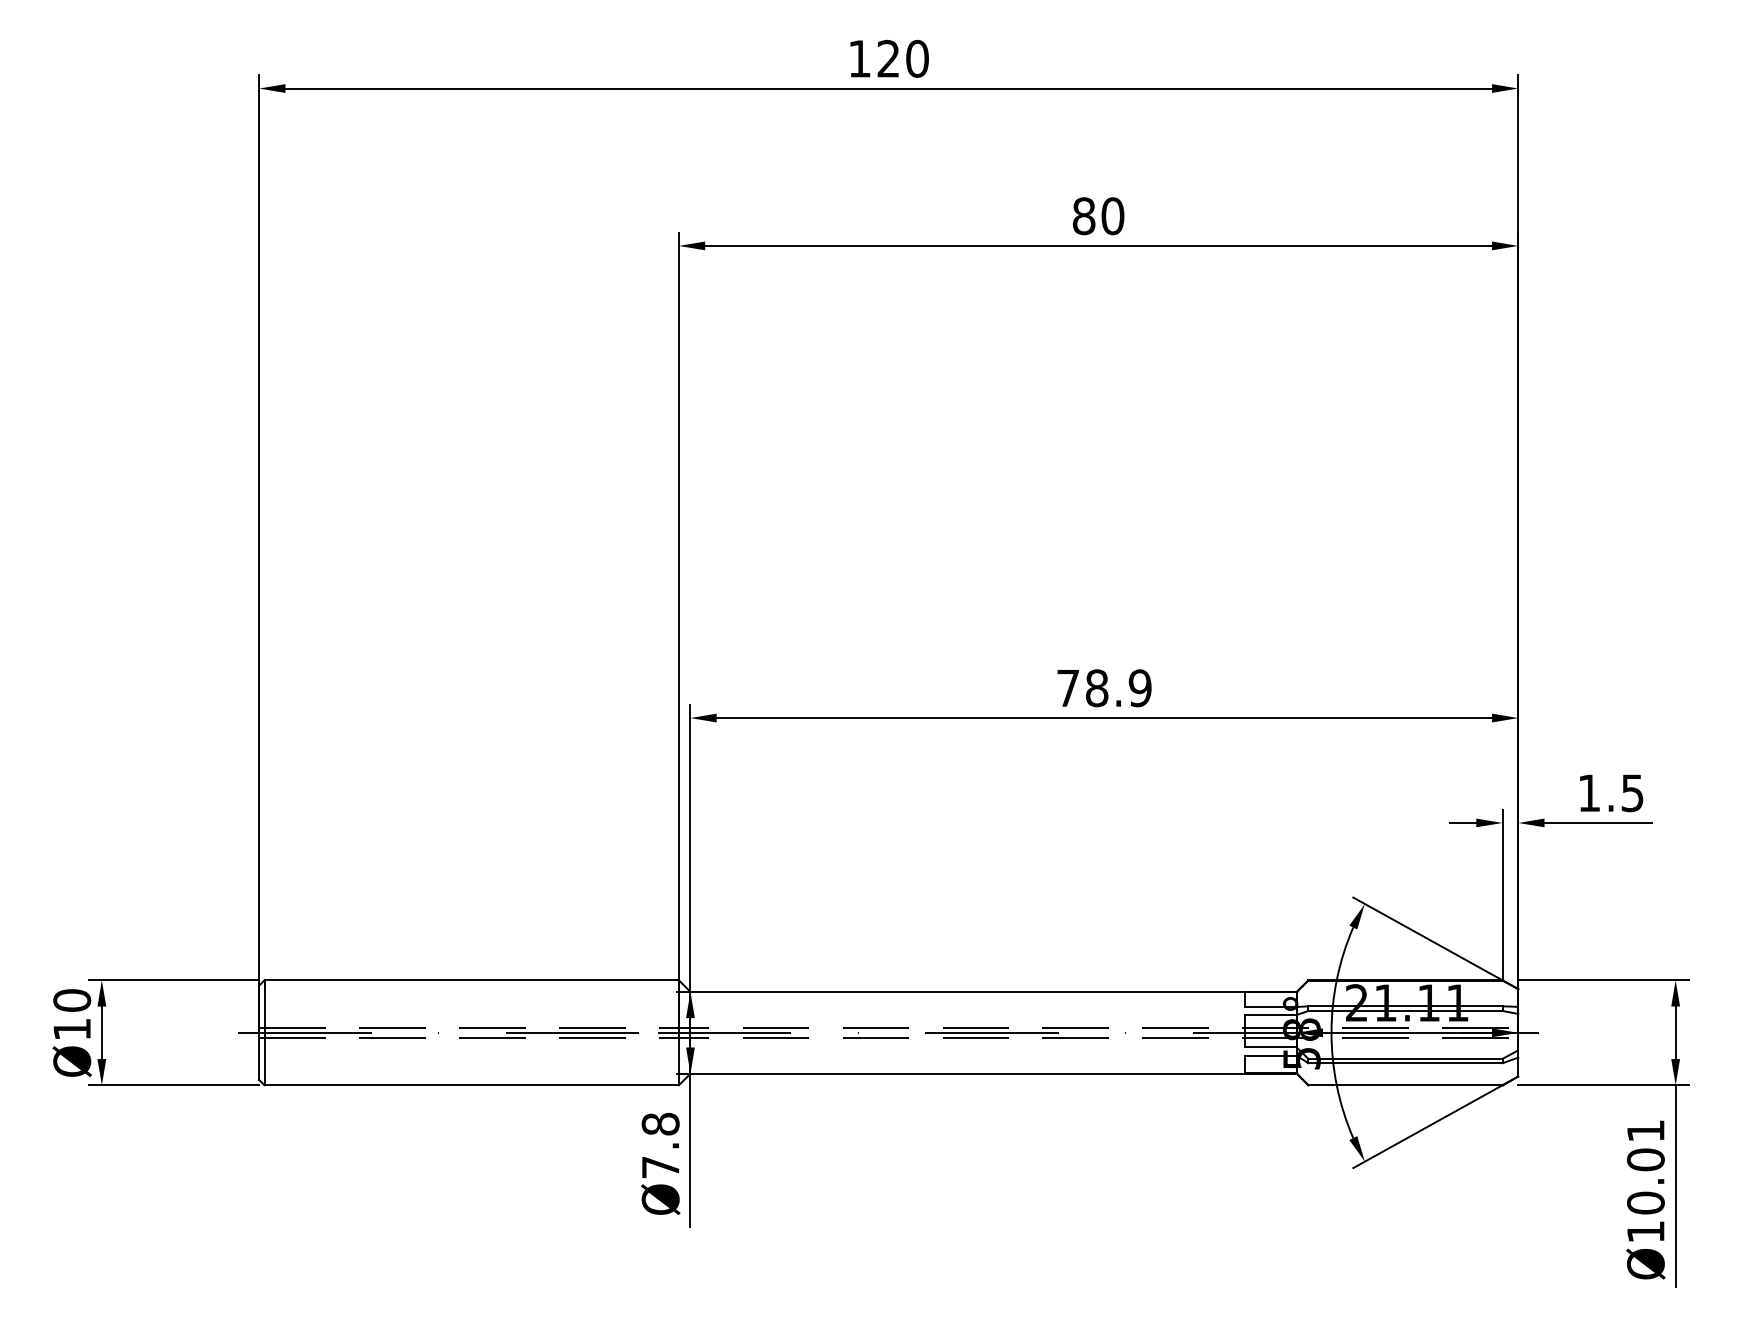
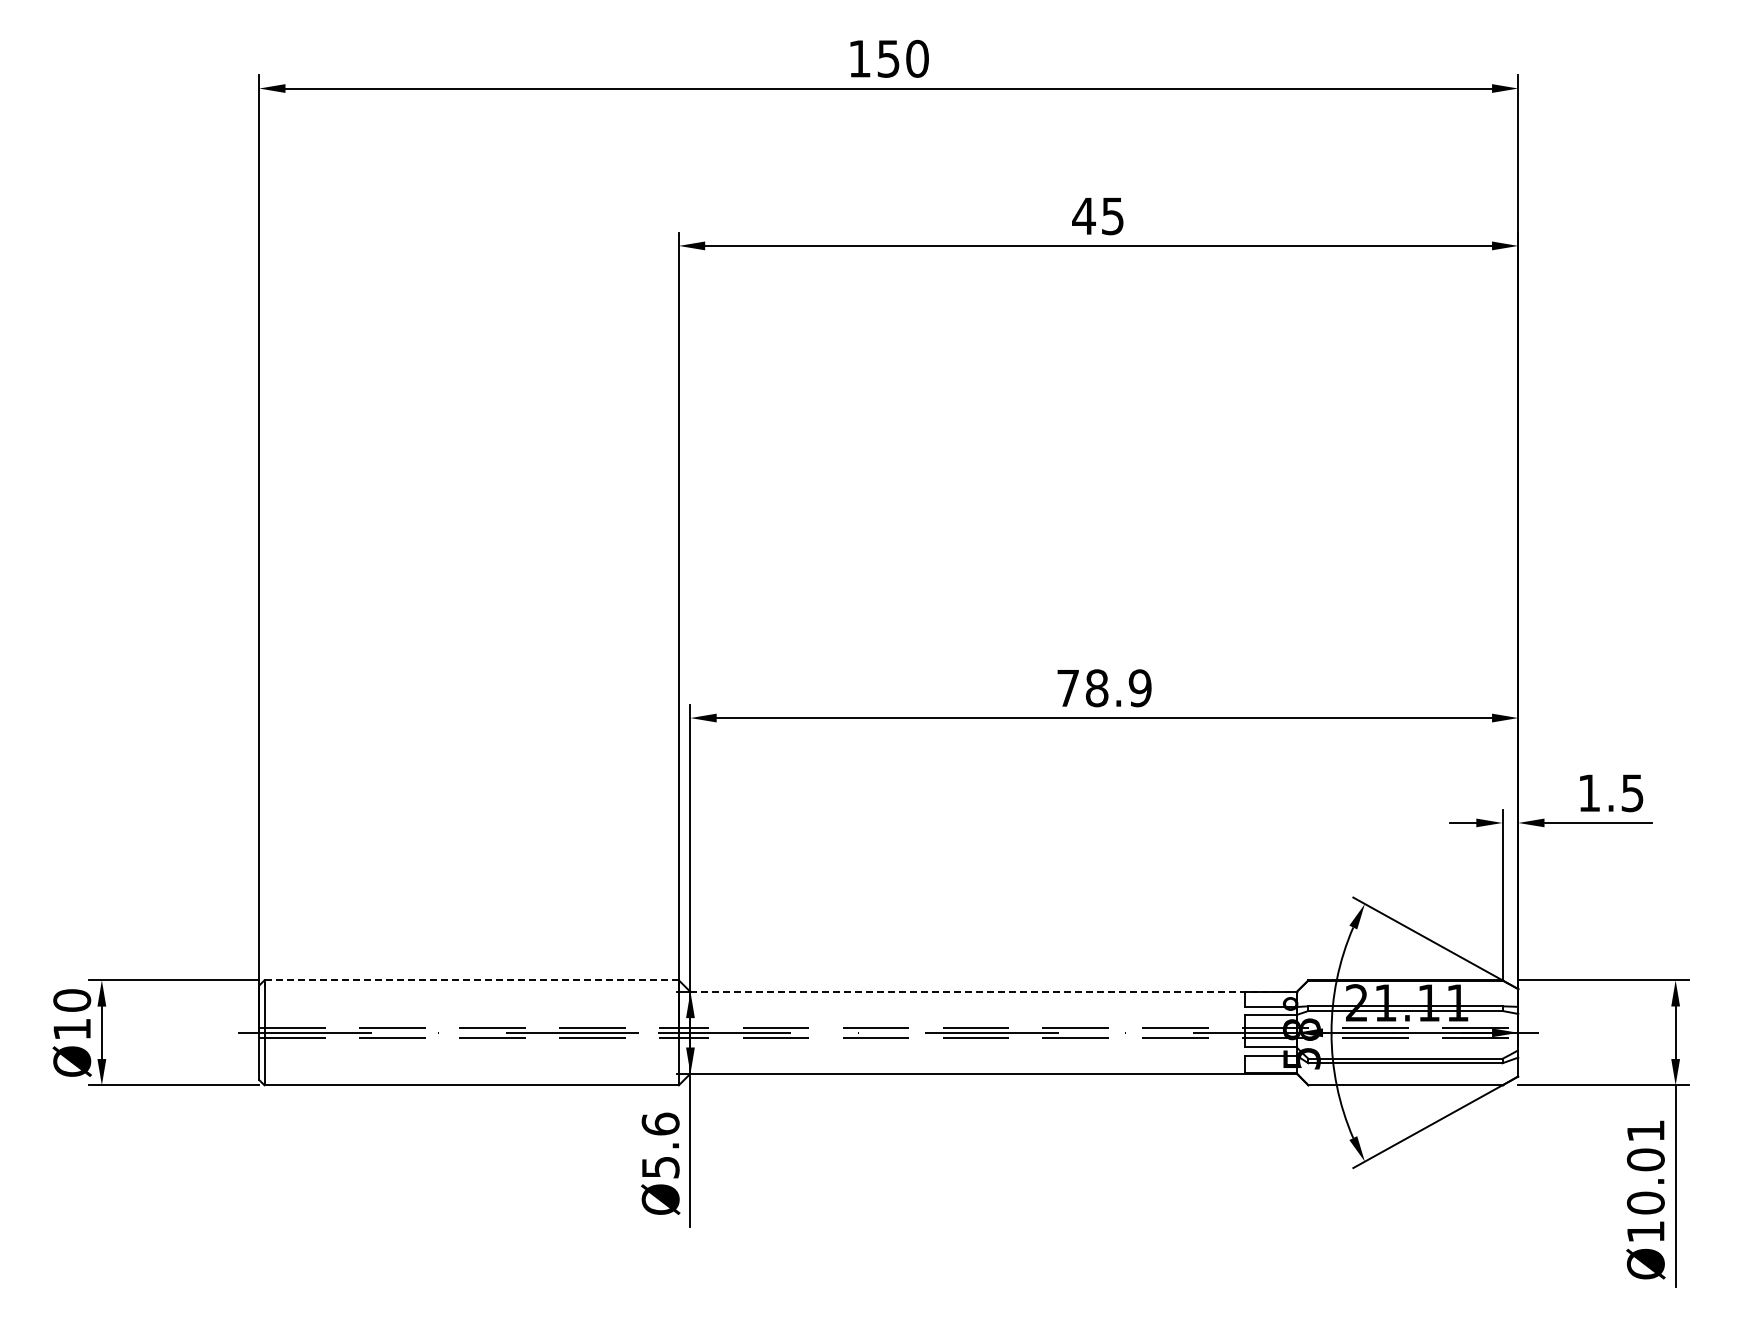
text: 120 -> 150 (888, 58)
text: 80 -> 45 (1098, 216)
line: solid -> dashed (471, 980)
line: solid -> dashed (994, 991)
text: Ø7.8 -> Ø5.6 (660, 1145)
